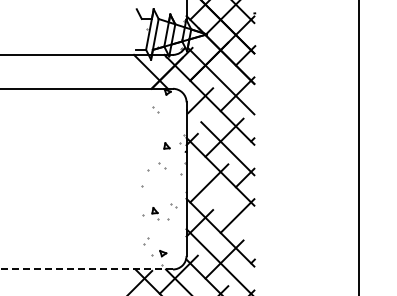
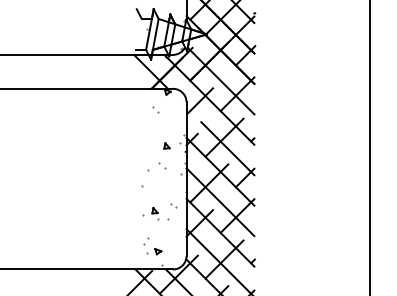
line position: (359, 147) -> (370, 147) (370, 147)
line: none -> present (220, 202)
part position: (159, 253) -> (154, 251) (154, 251)
line: dashed -> solid (86, 269)
